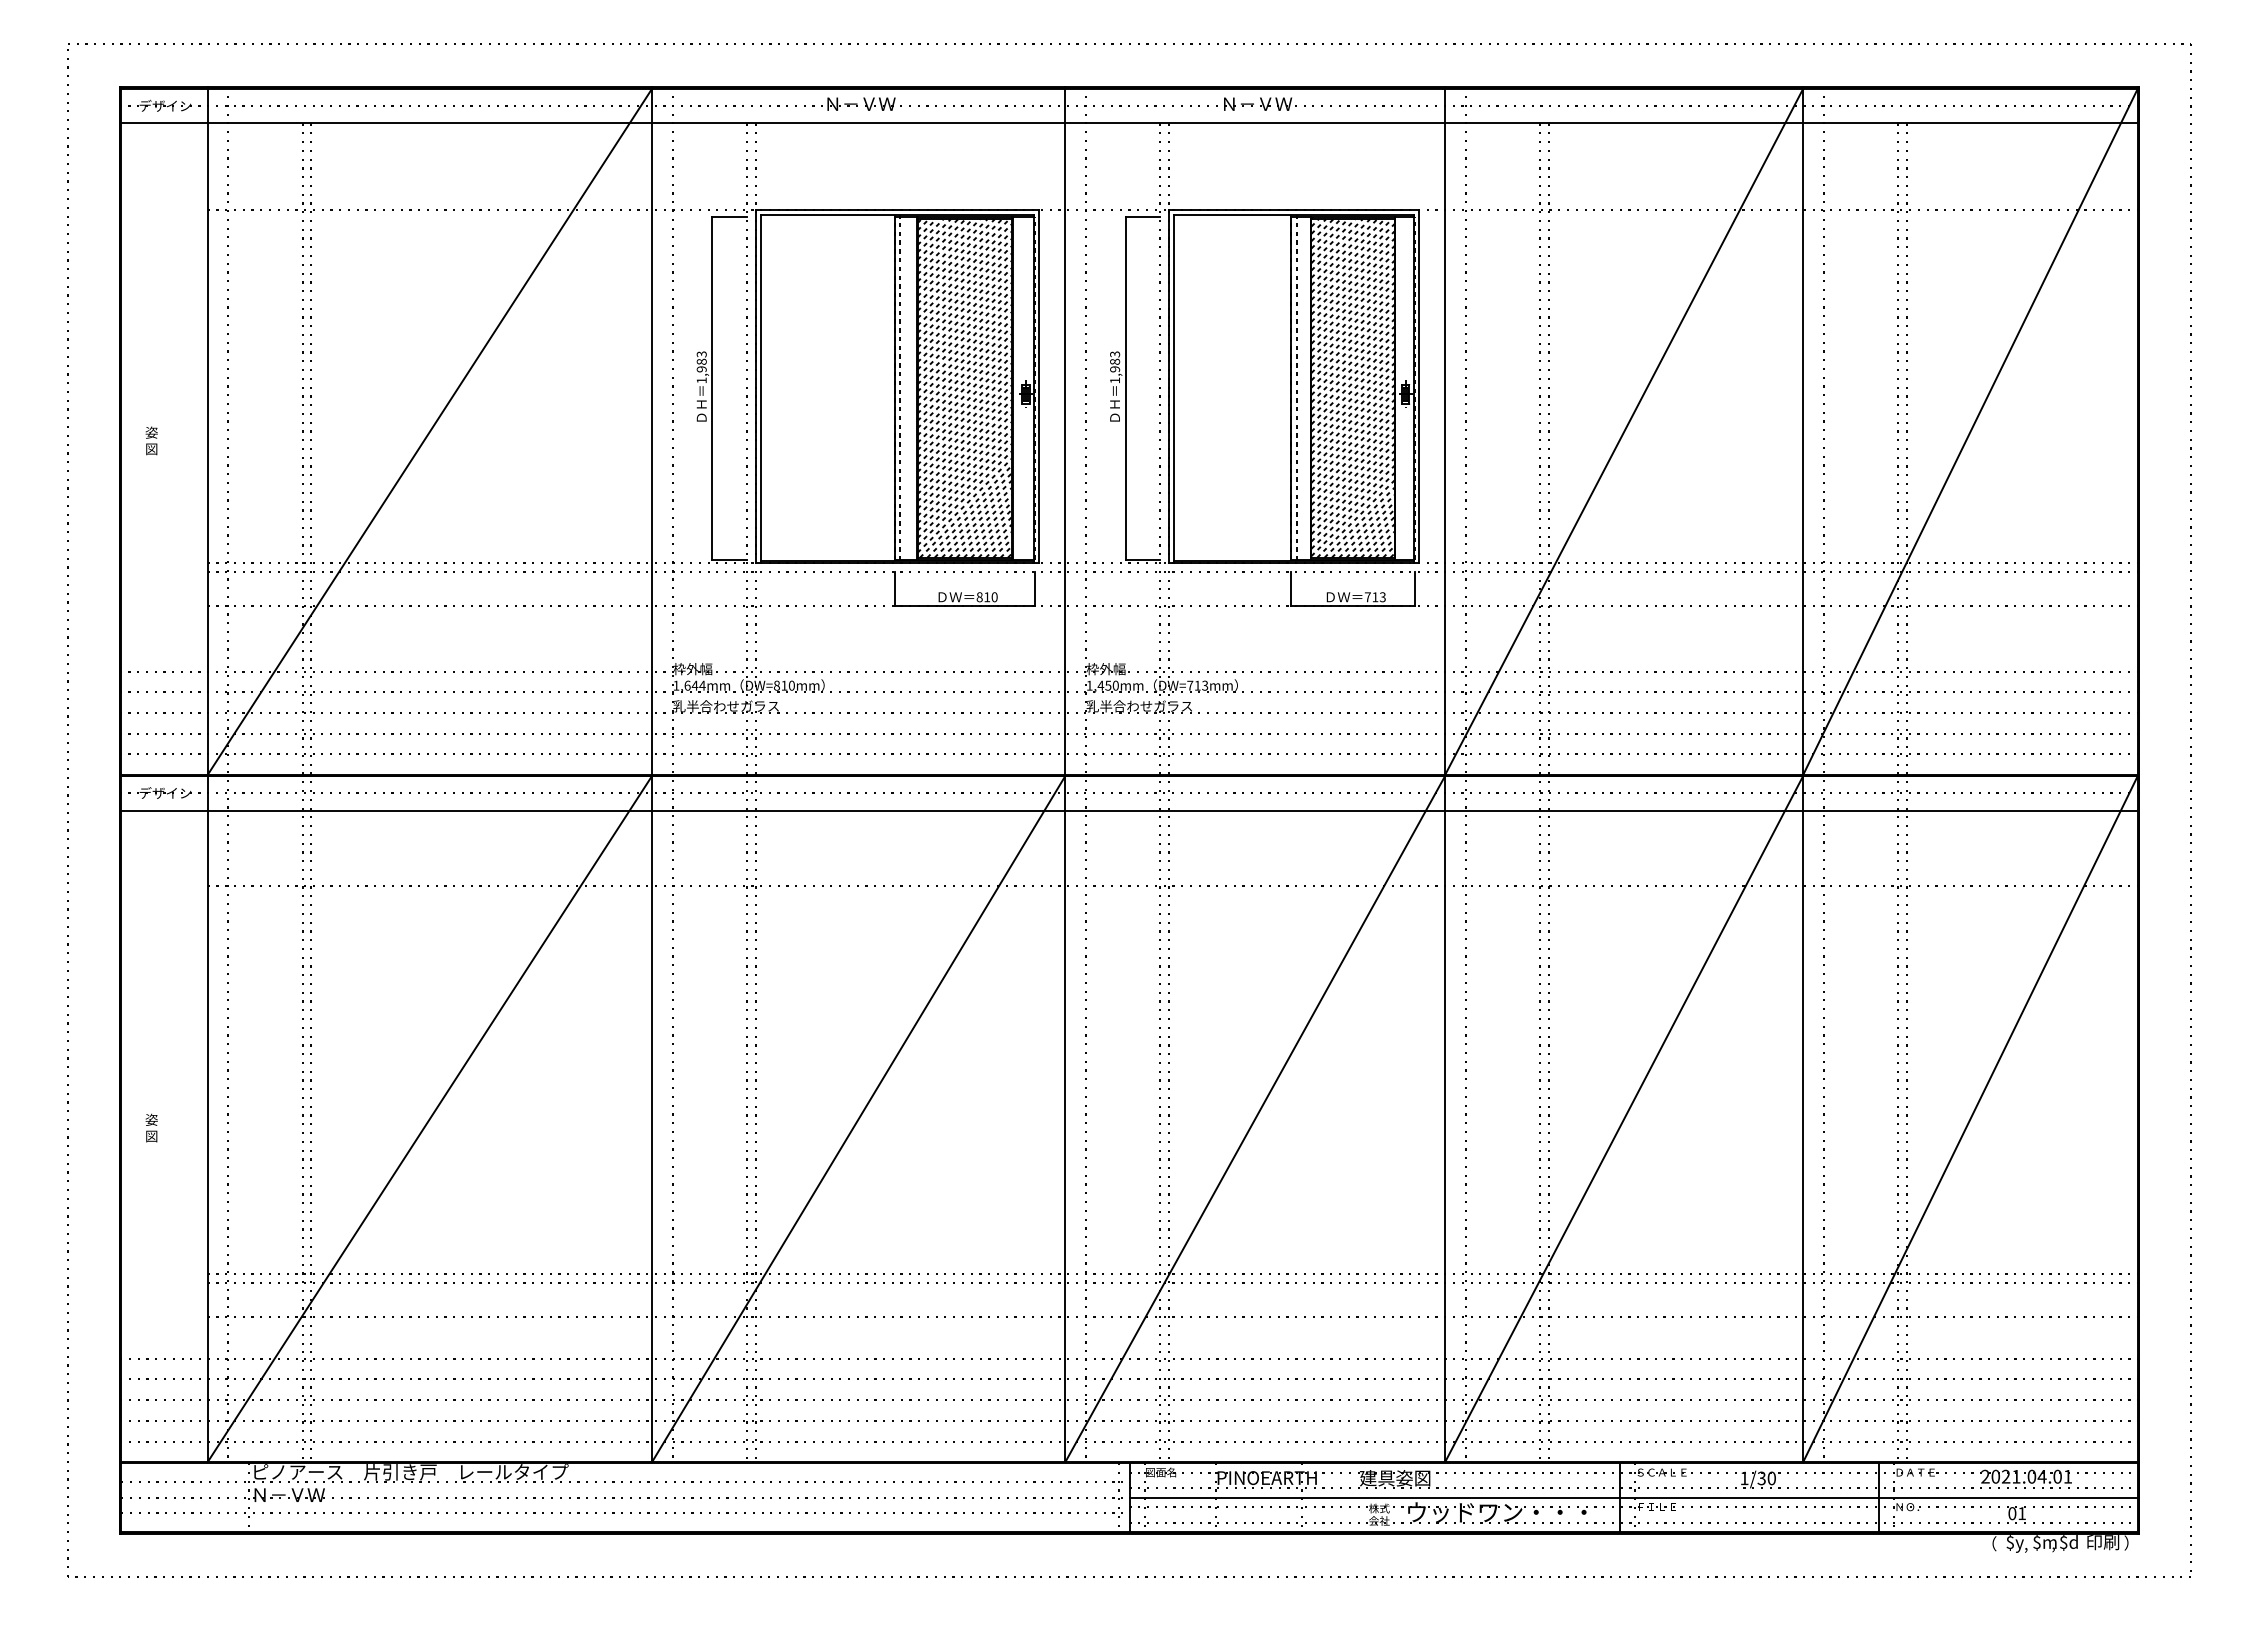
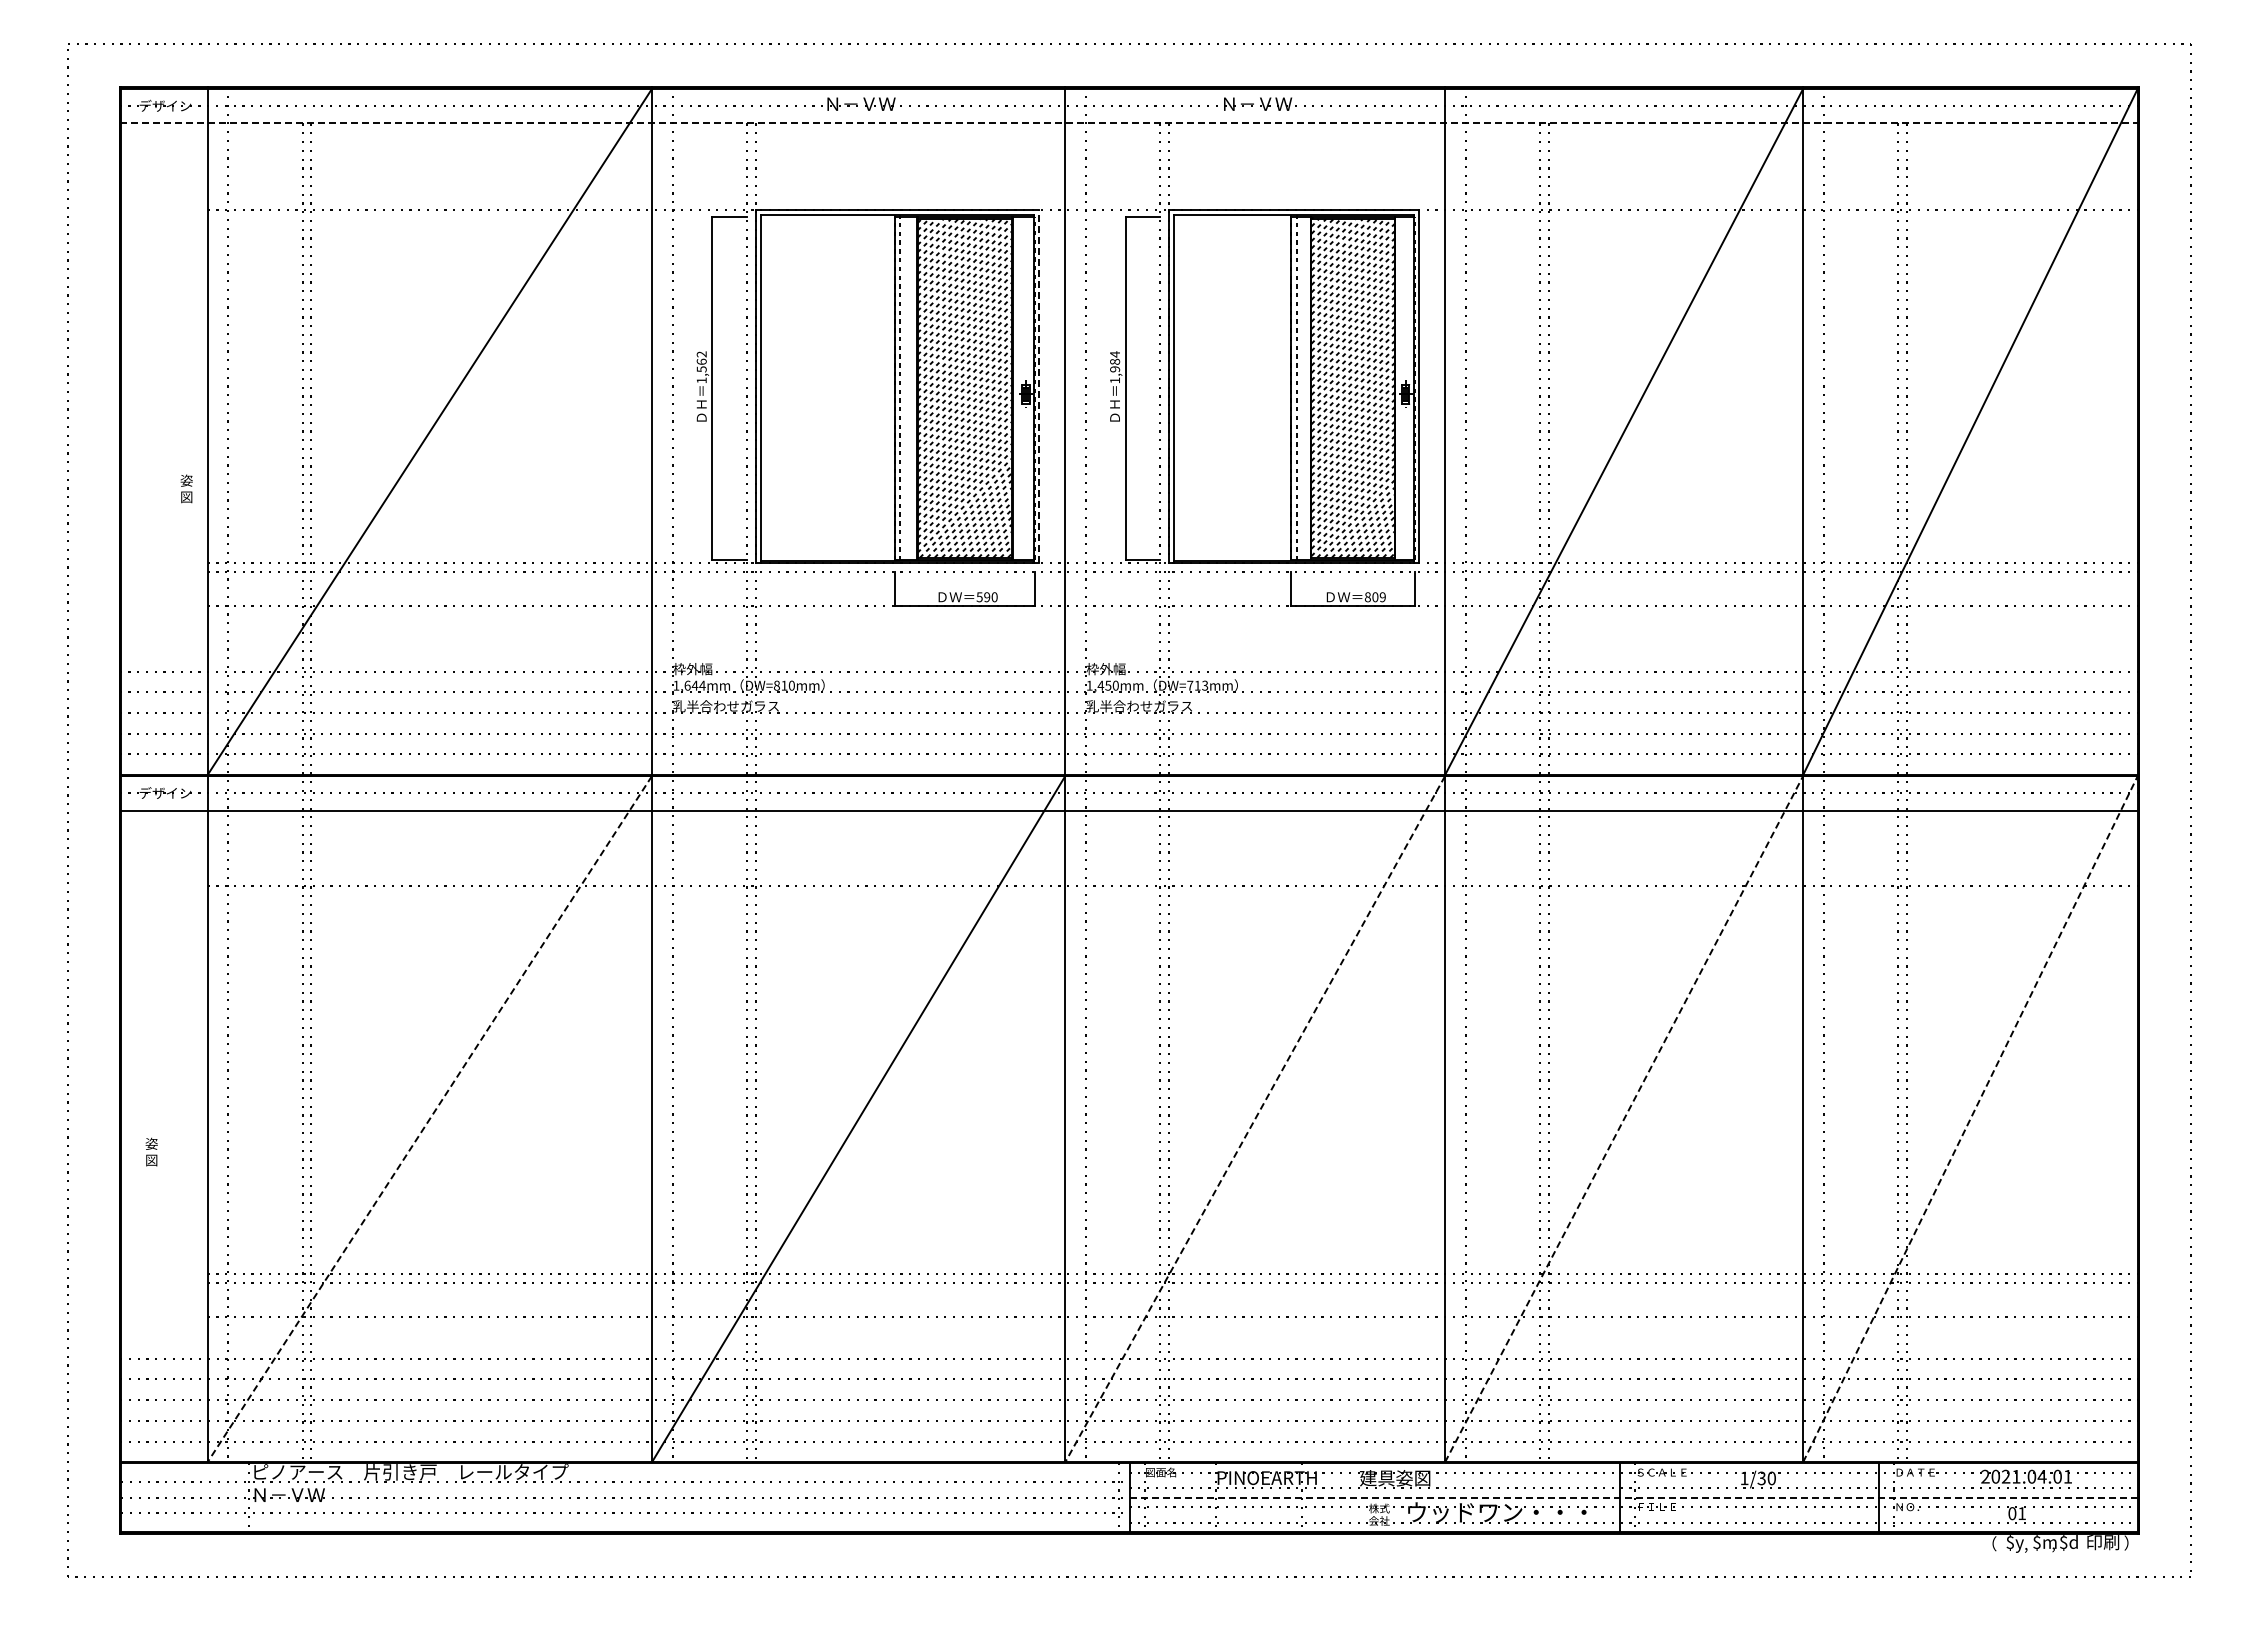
line: solid -> dashed (1129, 123)
text: 1,983 -> 1,984 (1115, 354)
text: 1,983 -> 1,562 (701, 361)
line: solid -> dashed (1039, 386)
text position: (151, 440) -> (186, 488) (186, 488)
text: 810 -> 590 (983, 597)
text: 713 -> 809 (1374, 597)
line: solid -> dashed (429, 1119)
line: solid -> dashed (1254, 1119)
line: solid -> dashed (1624, 1119)
line: solid -> dashed (1970, 1119)
text position: (151, 1127) -> (151, 1151) (151, 1151)
line: solid -> dashed (1634, 1497)
